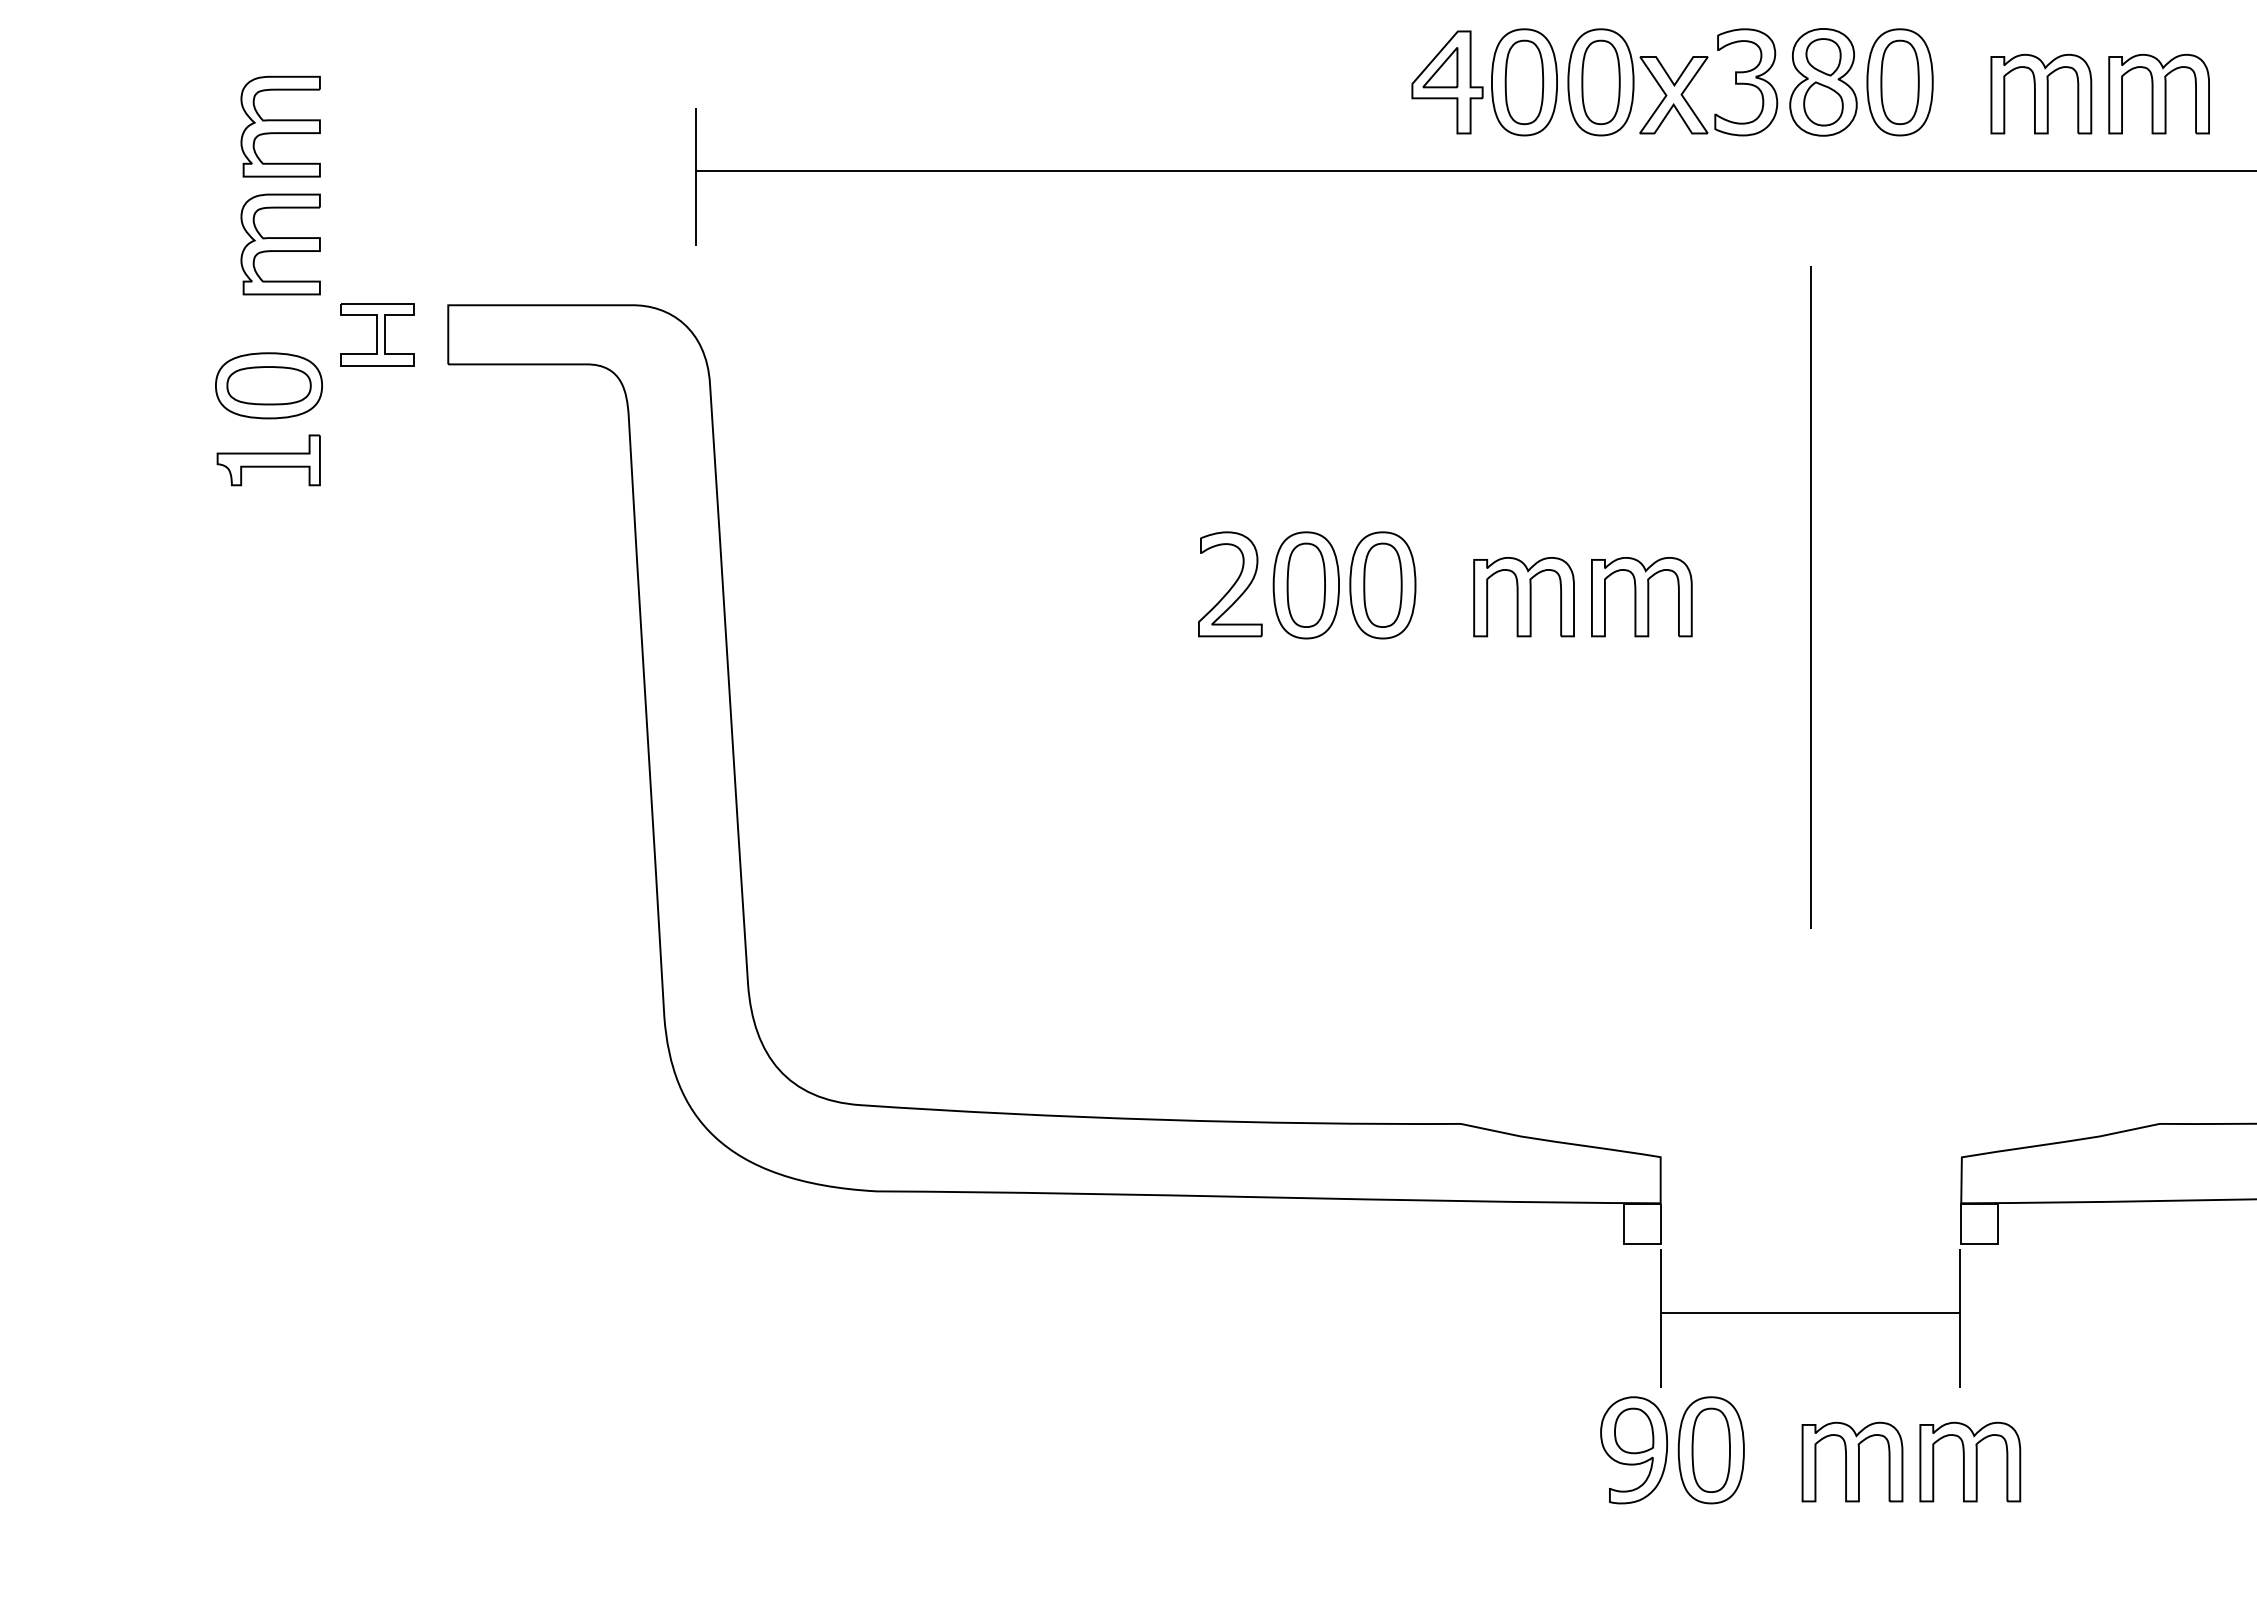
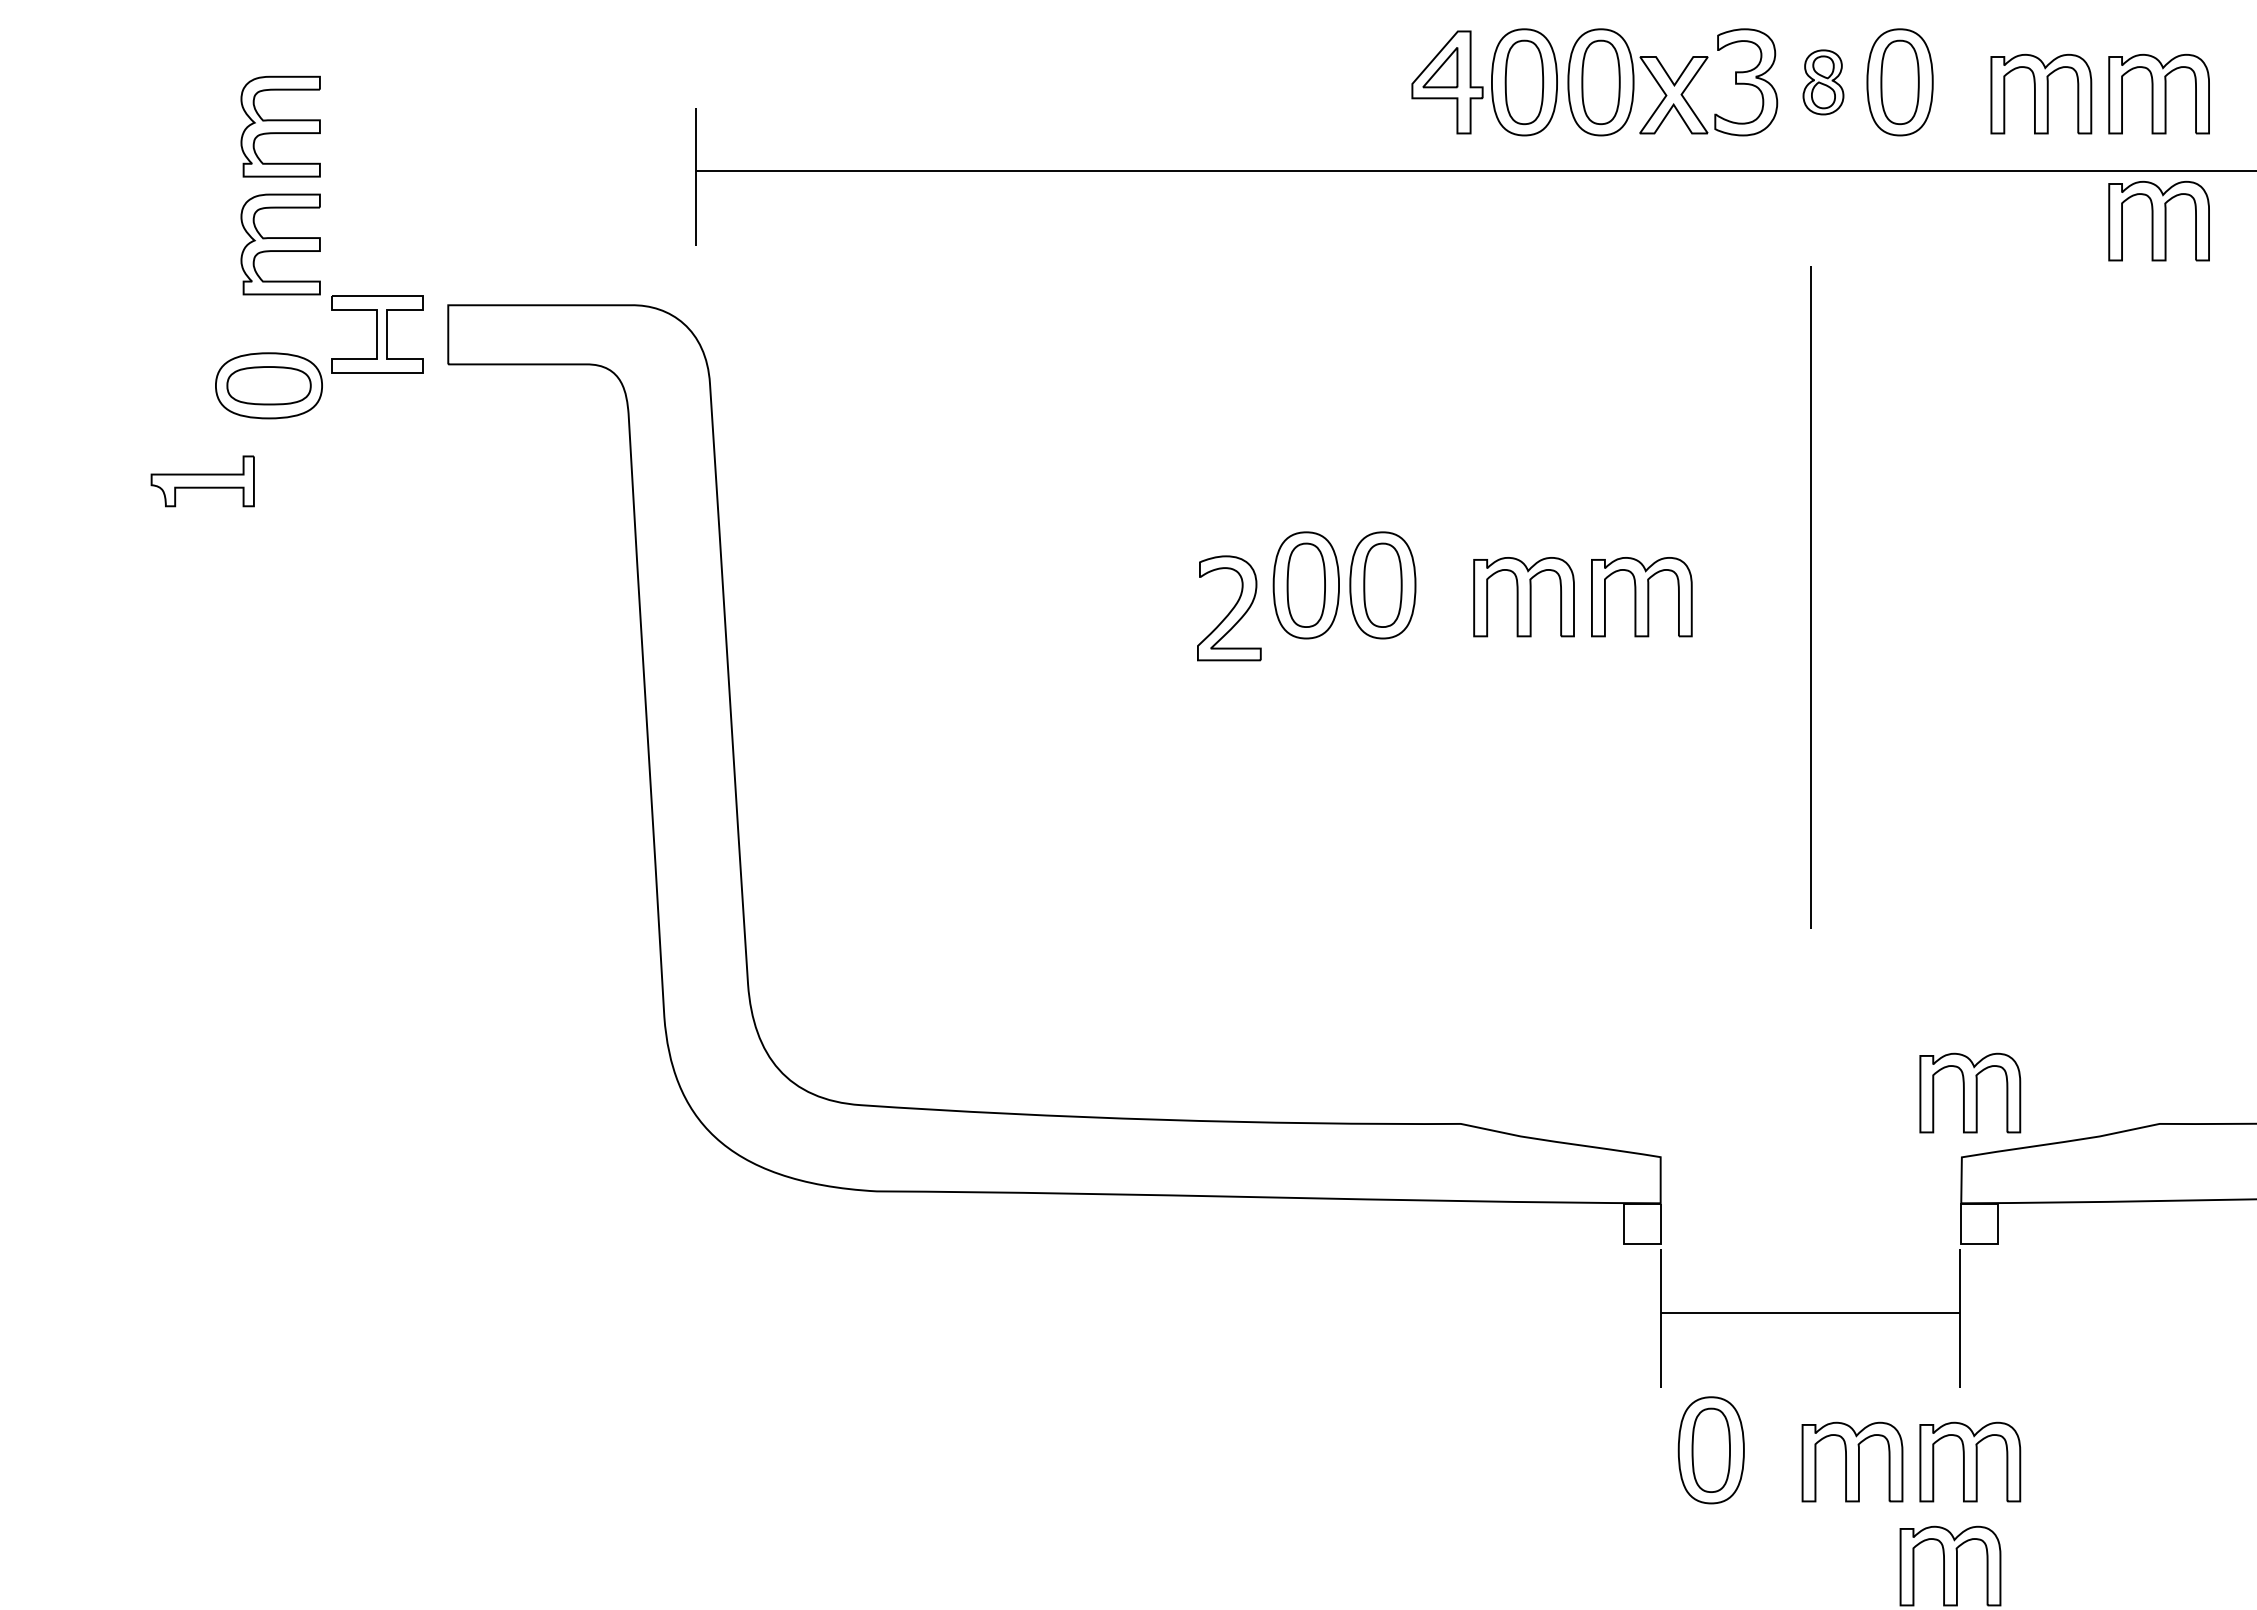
part size: 69x109 px -> 43x67 px (1823, 82)
part: none -> present (2158, 220)
part size: 75x64 px -> 93x79 px (377, 334)
part position: (268, 460) -> (202, 481) (202, 481)
part position: (1230, 584) -> (1229, 608) (1229, 608)
part: none -> present (1970, 1092)
part: present -> none (1634, 1450)
part: none -> present (1950, 1565)
